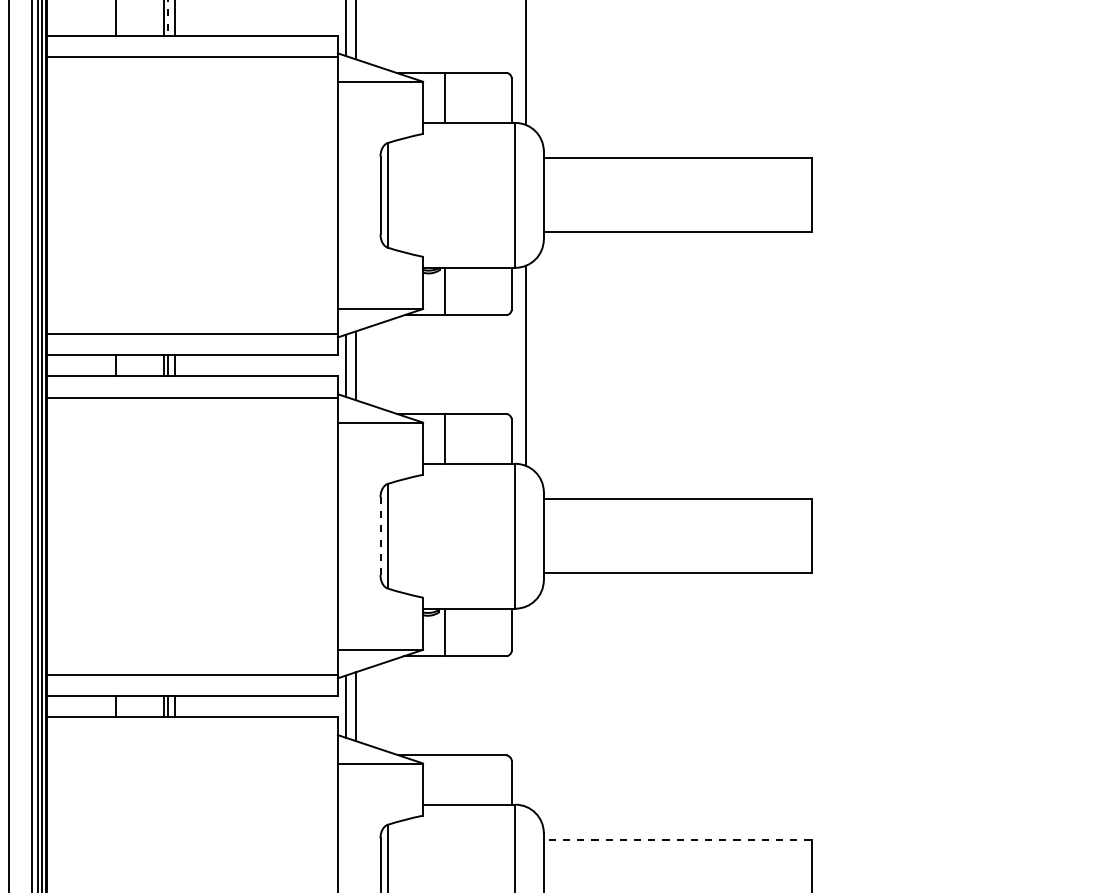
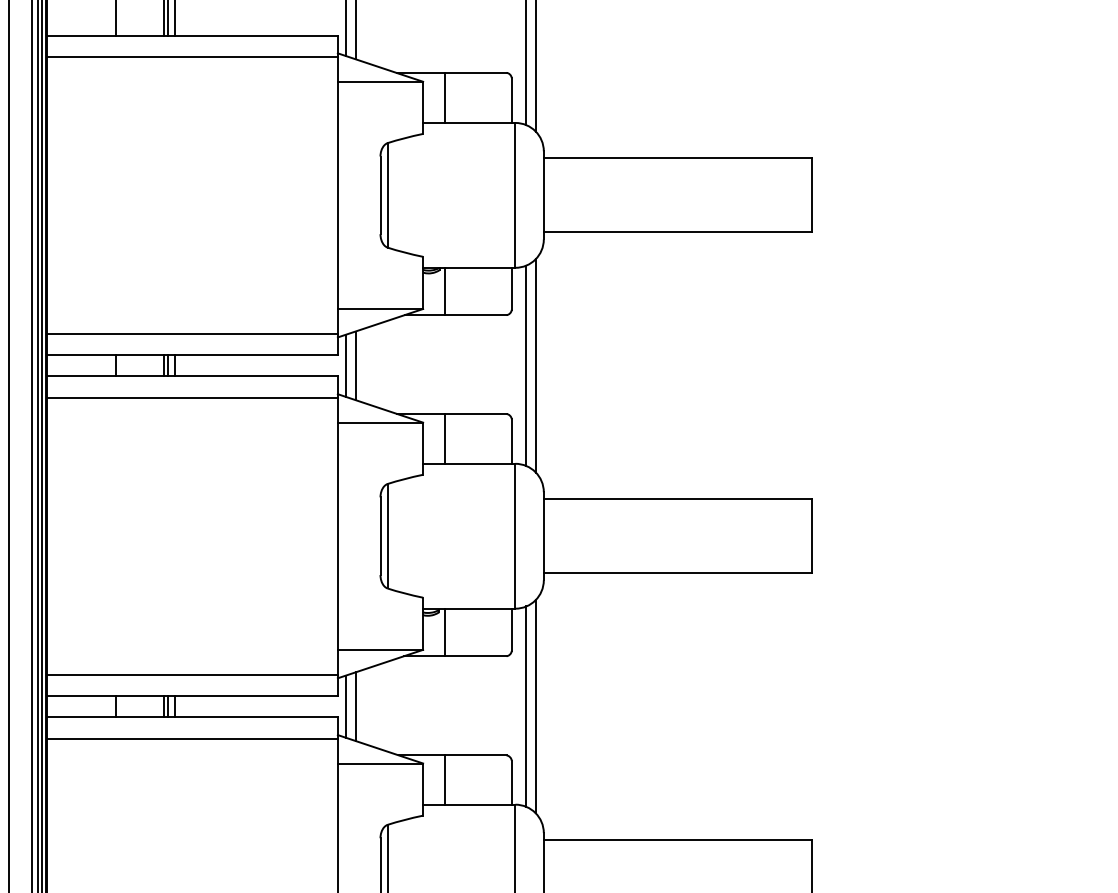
line: dashed -> solid (168, 18)
line: none -> present (535, 66)
line: none -> present (535, 365)
line: dashed -> solid (380, 536)
line: none -> present (525, 706)
line: none -> present (535, 706)
line: none -> present (192, 738)
line: none -> present (444, 779)
line: dashed -> solid (677, 840)
